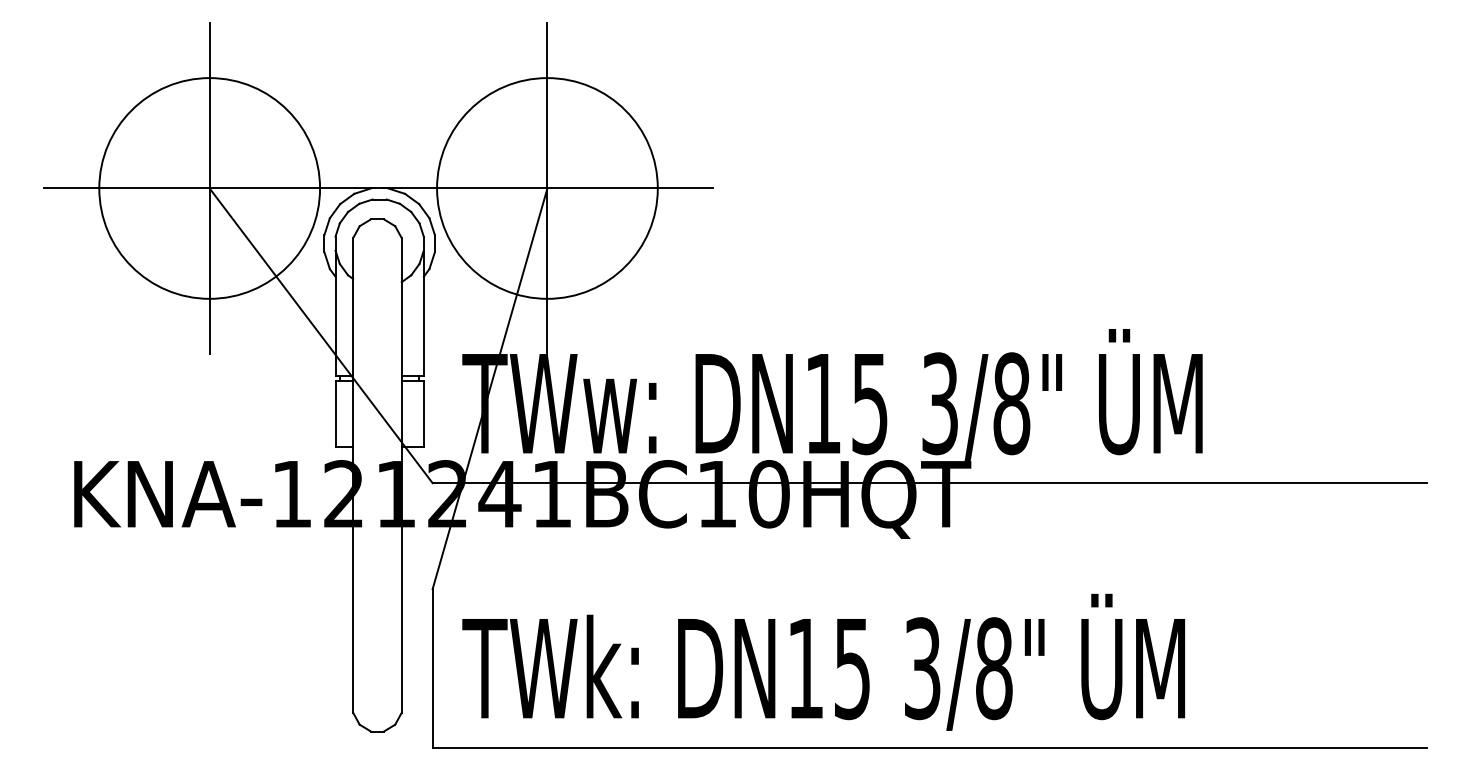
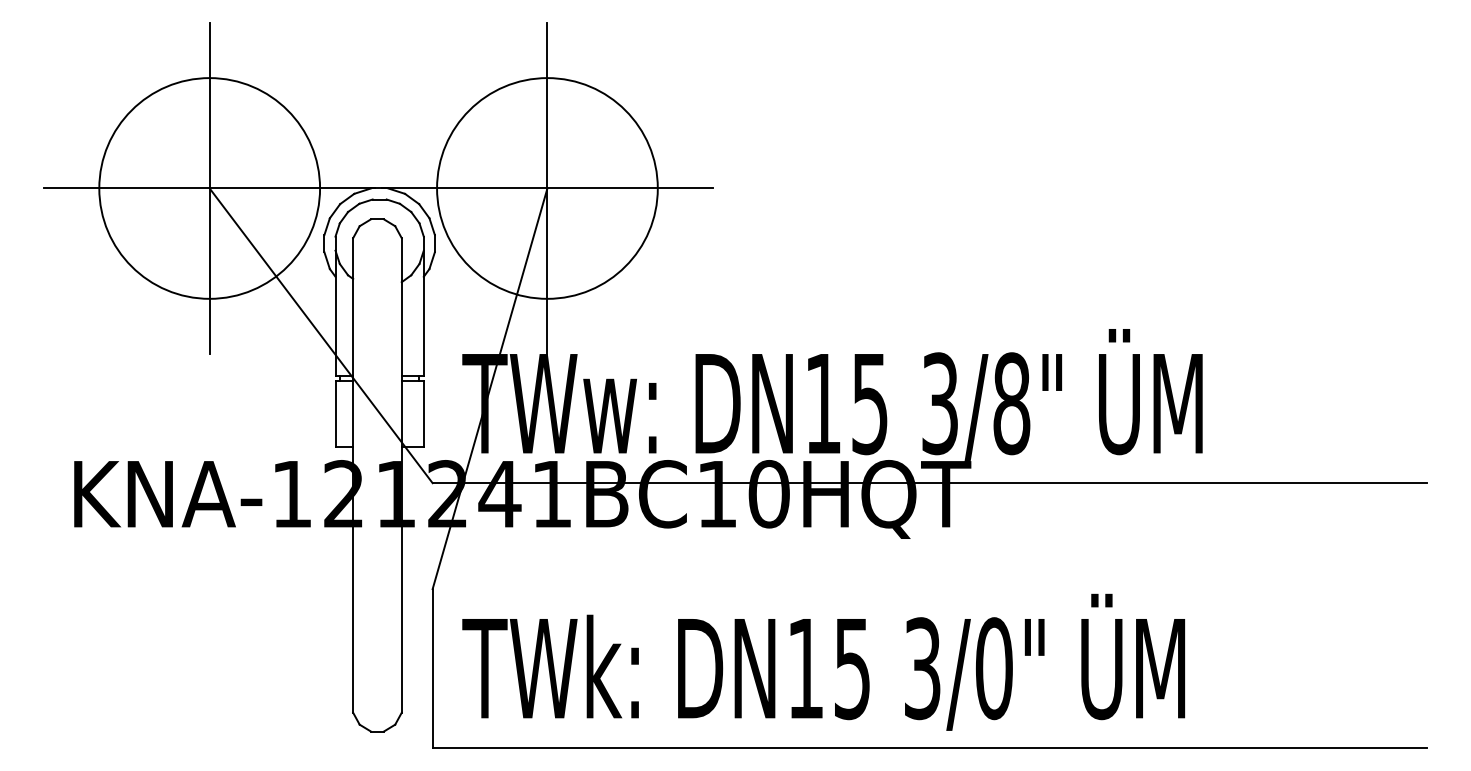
text: 3/8" -> 3/0" (993, 668)
